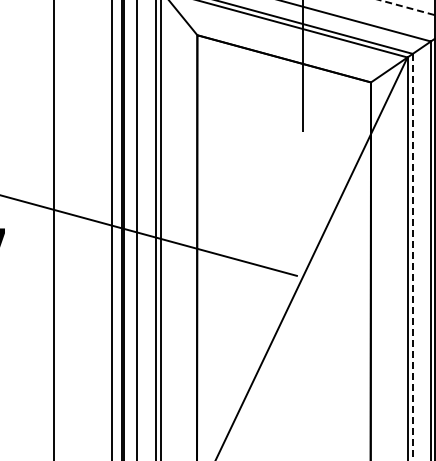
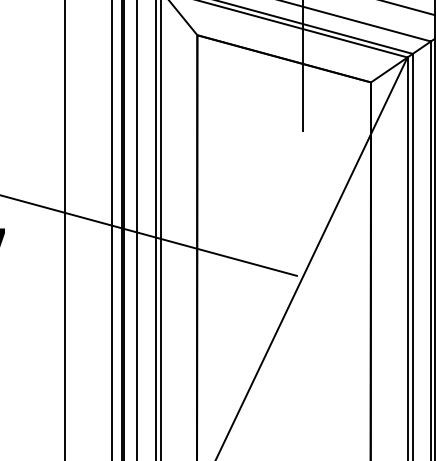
line: dashed -> solid (406, 7)
line position: (54, 229) -> (65, 229) (65, 229)
line: dashed -> solid (412, 257)
